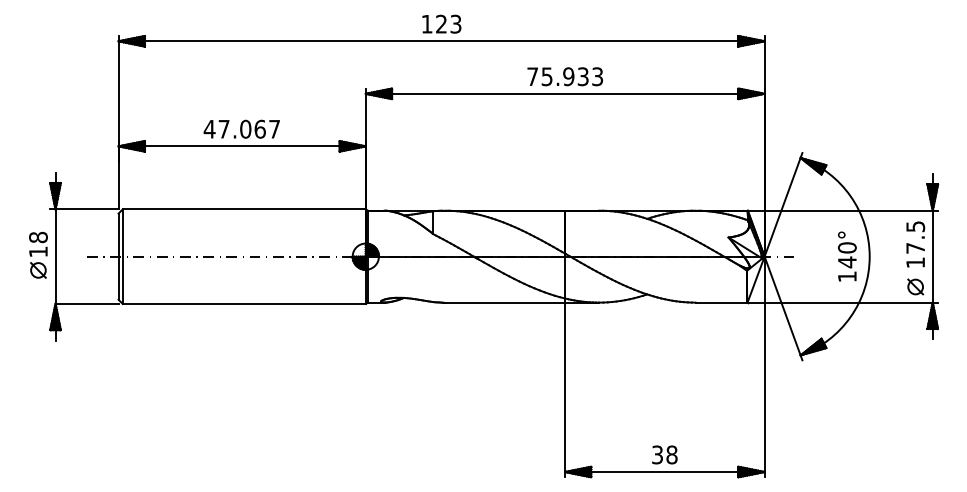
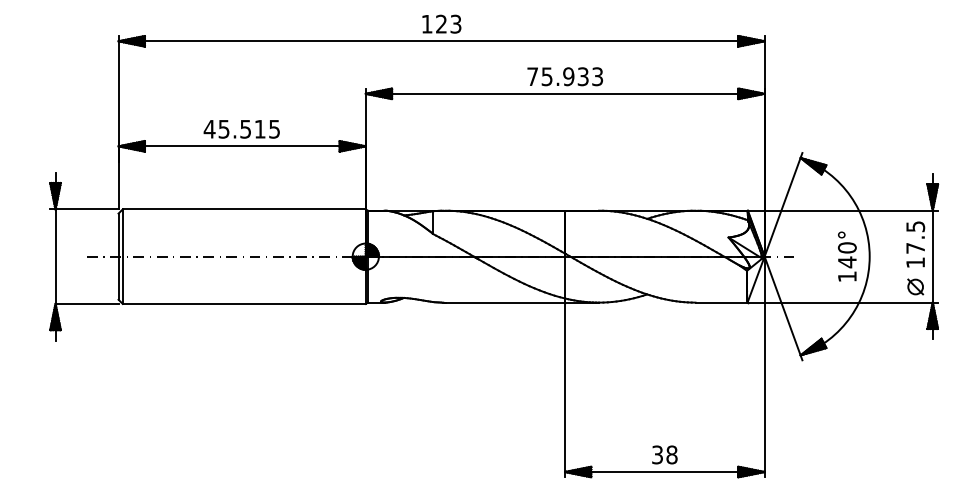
text: 47.067 -> 45.515 (248, 128)
part: present -> none (38, 254)
